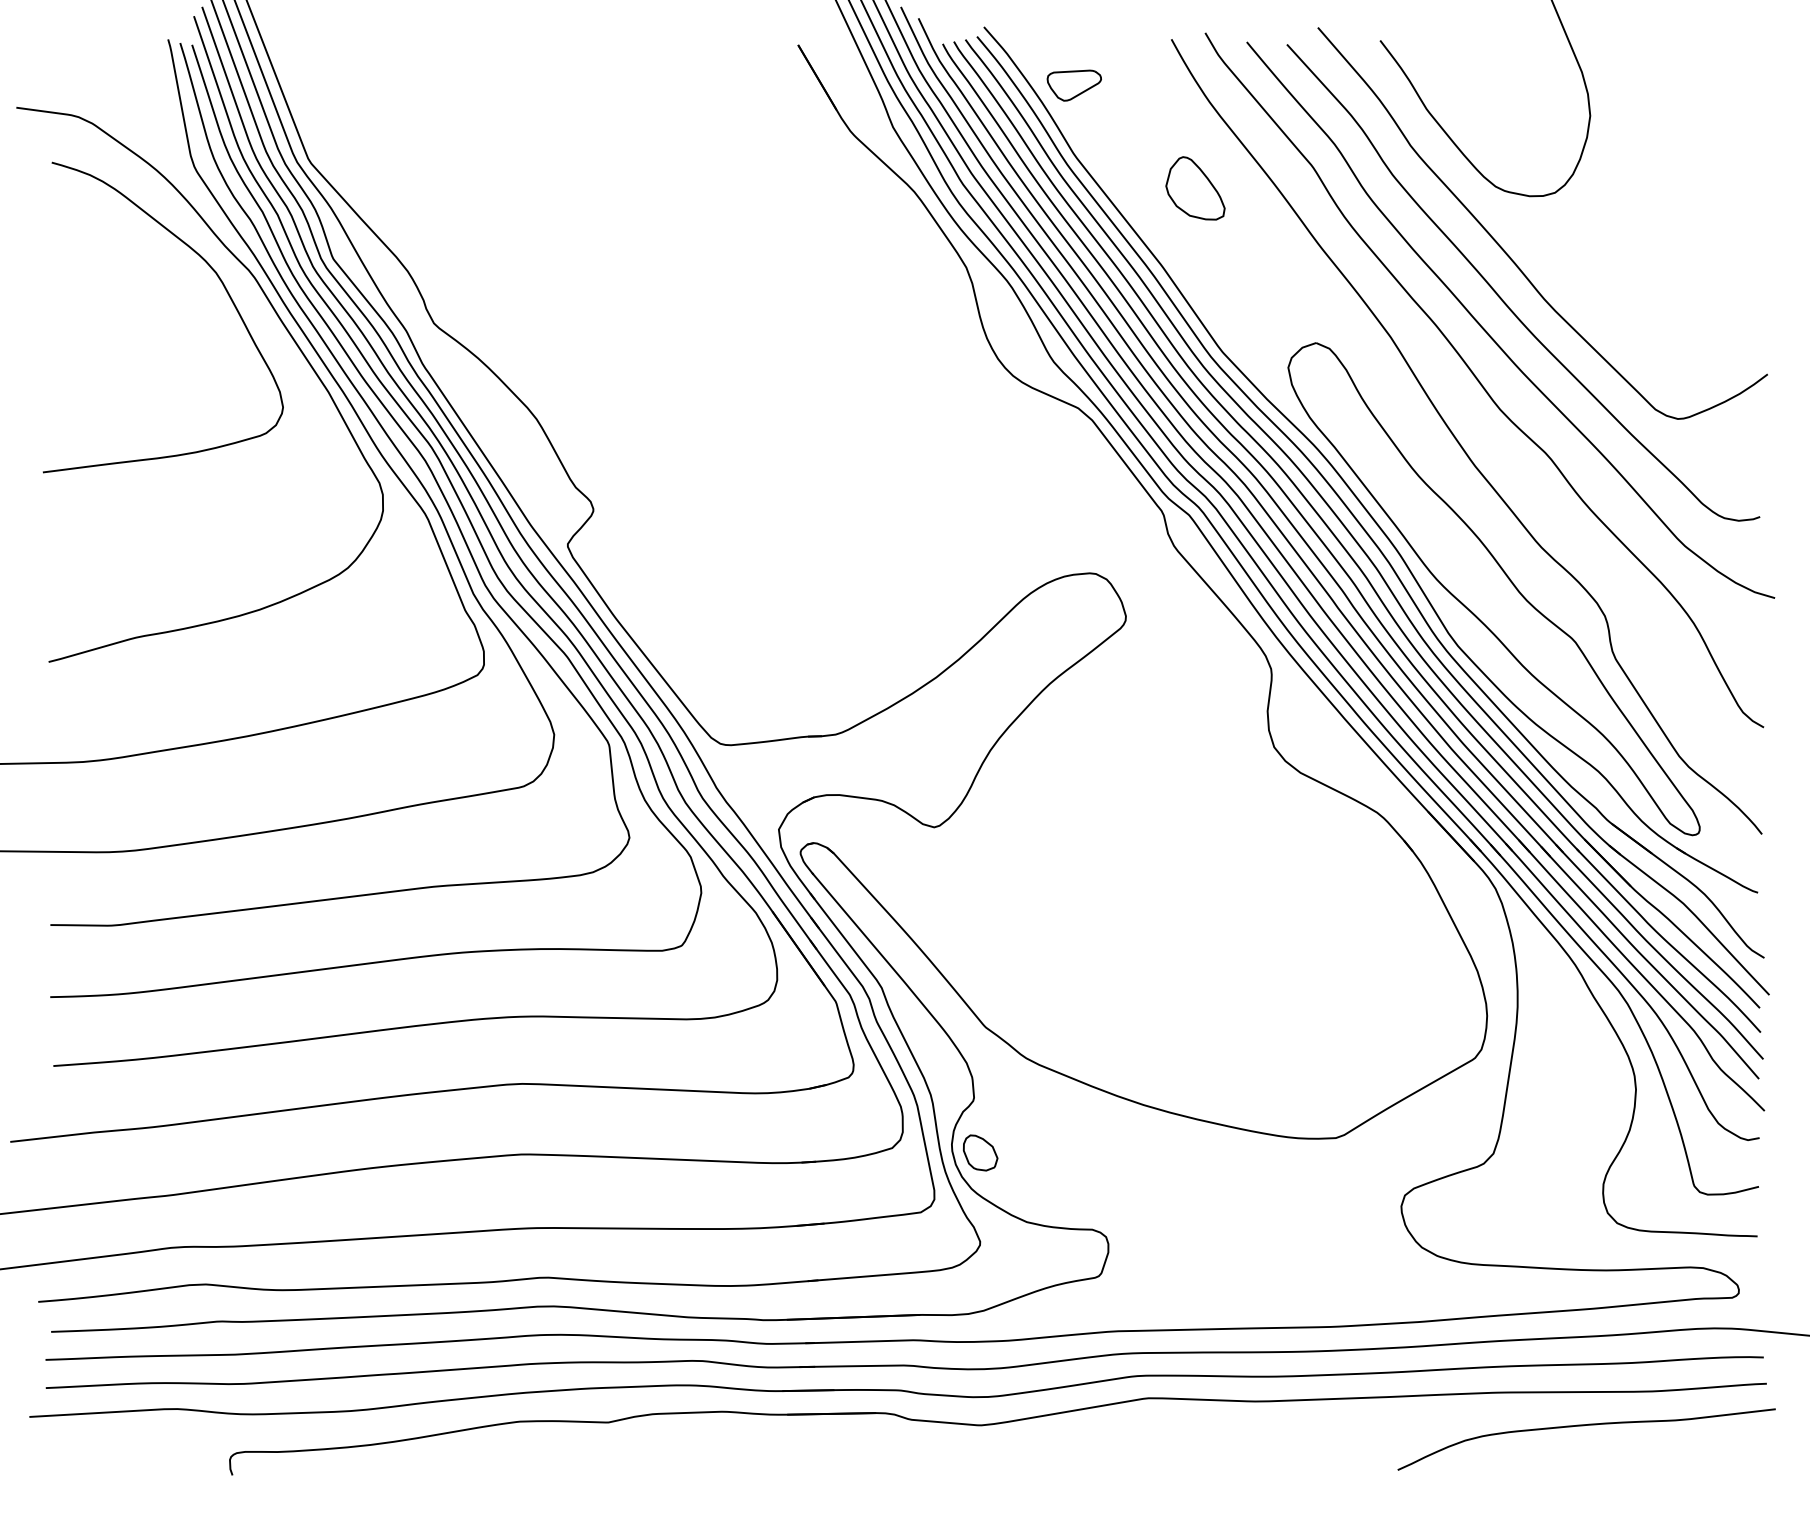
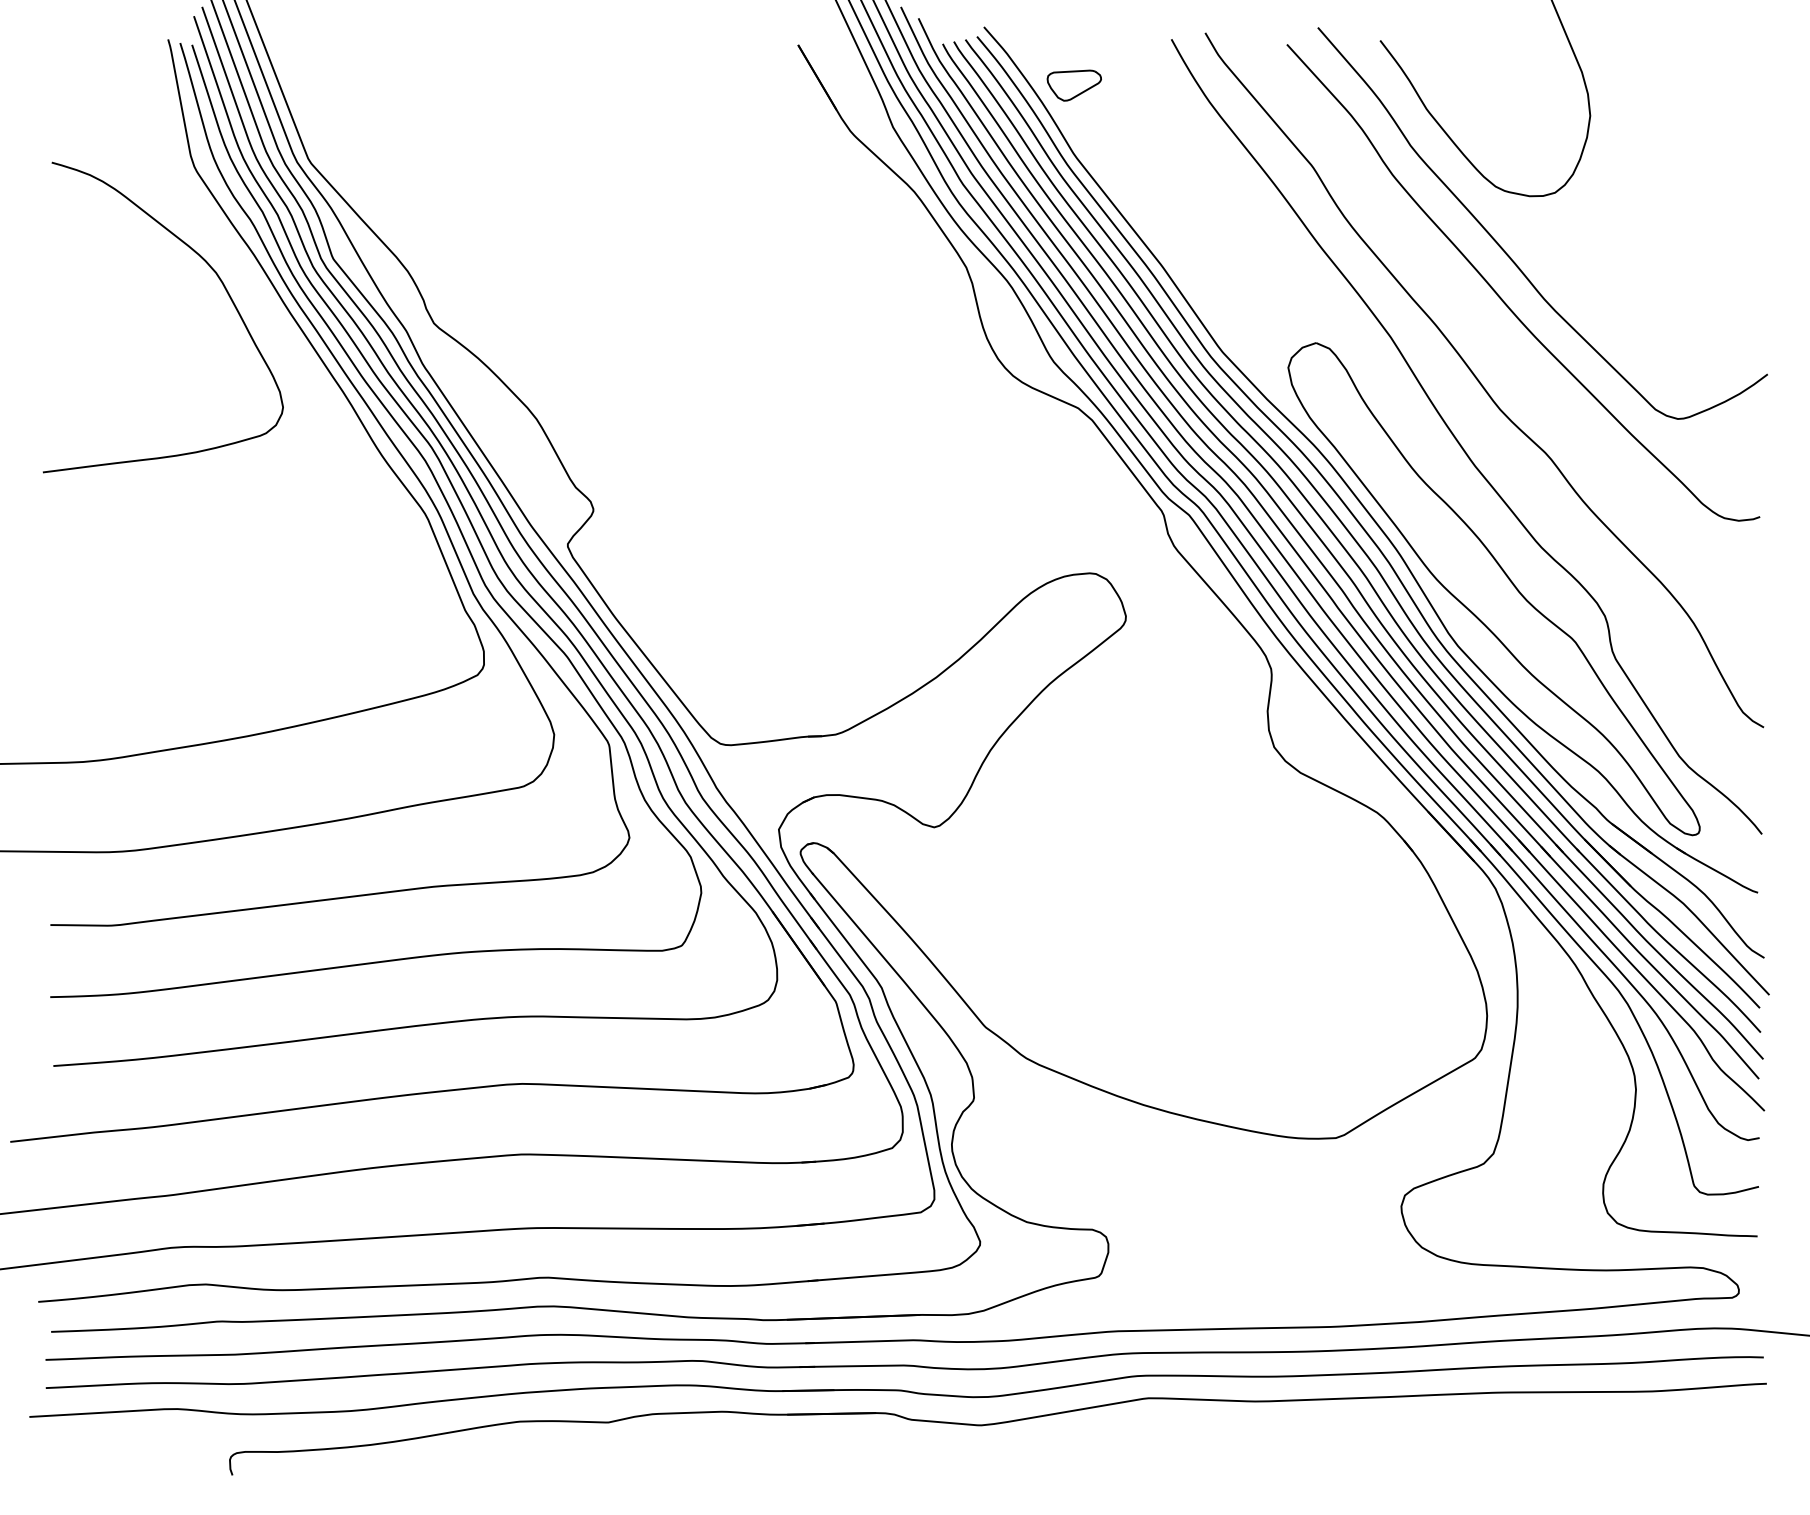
part: present -> none (1195, 188)
curve: present -> none (283, 326)
curve: present -> none (1492, 337)
part: present -> none (980, 1152)
curve: present -> none (1584, 1426)
